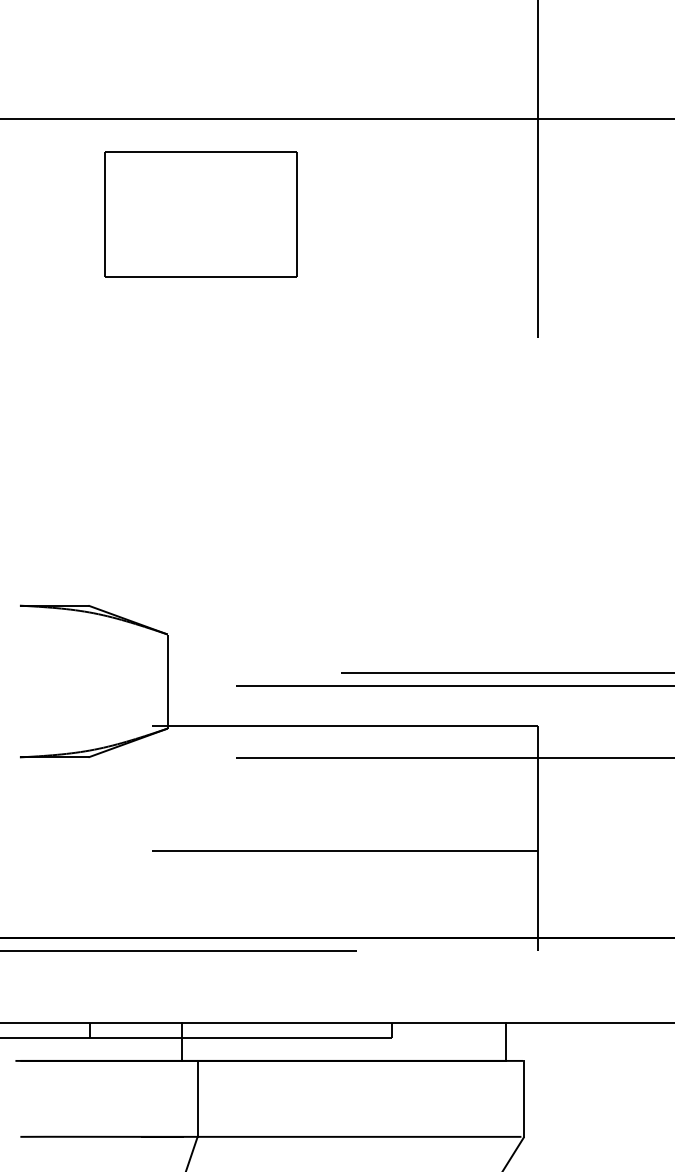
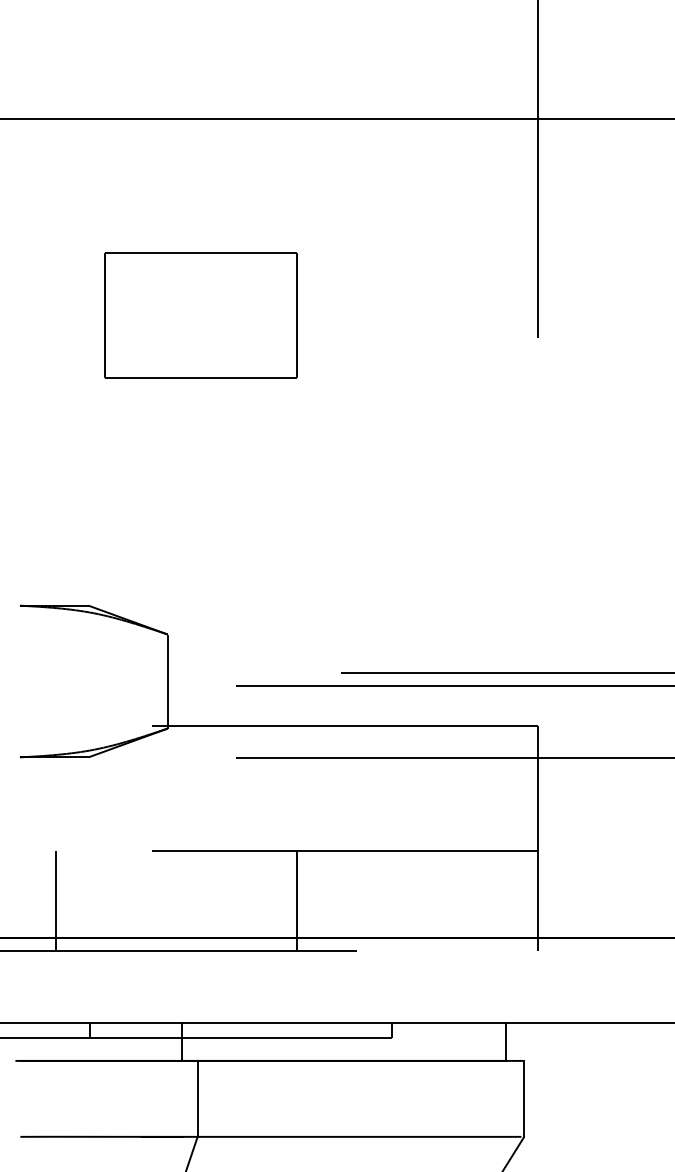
part position: (200, 214) -> (200, 315) (200, 315)
line: none -> present (55, 900)
line: none -> present (296, 900)
